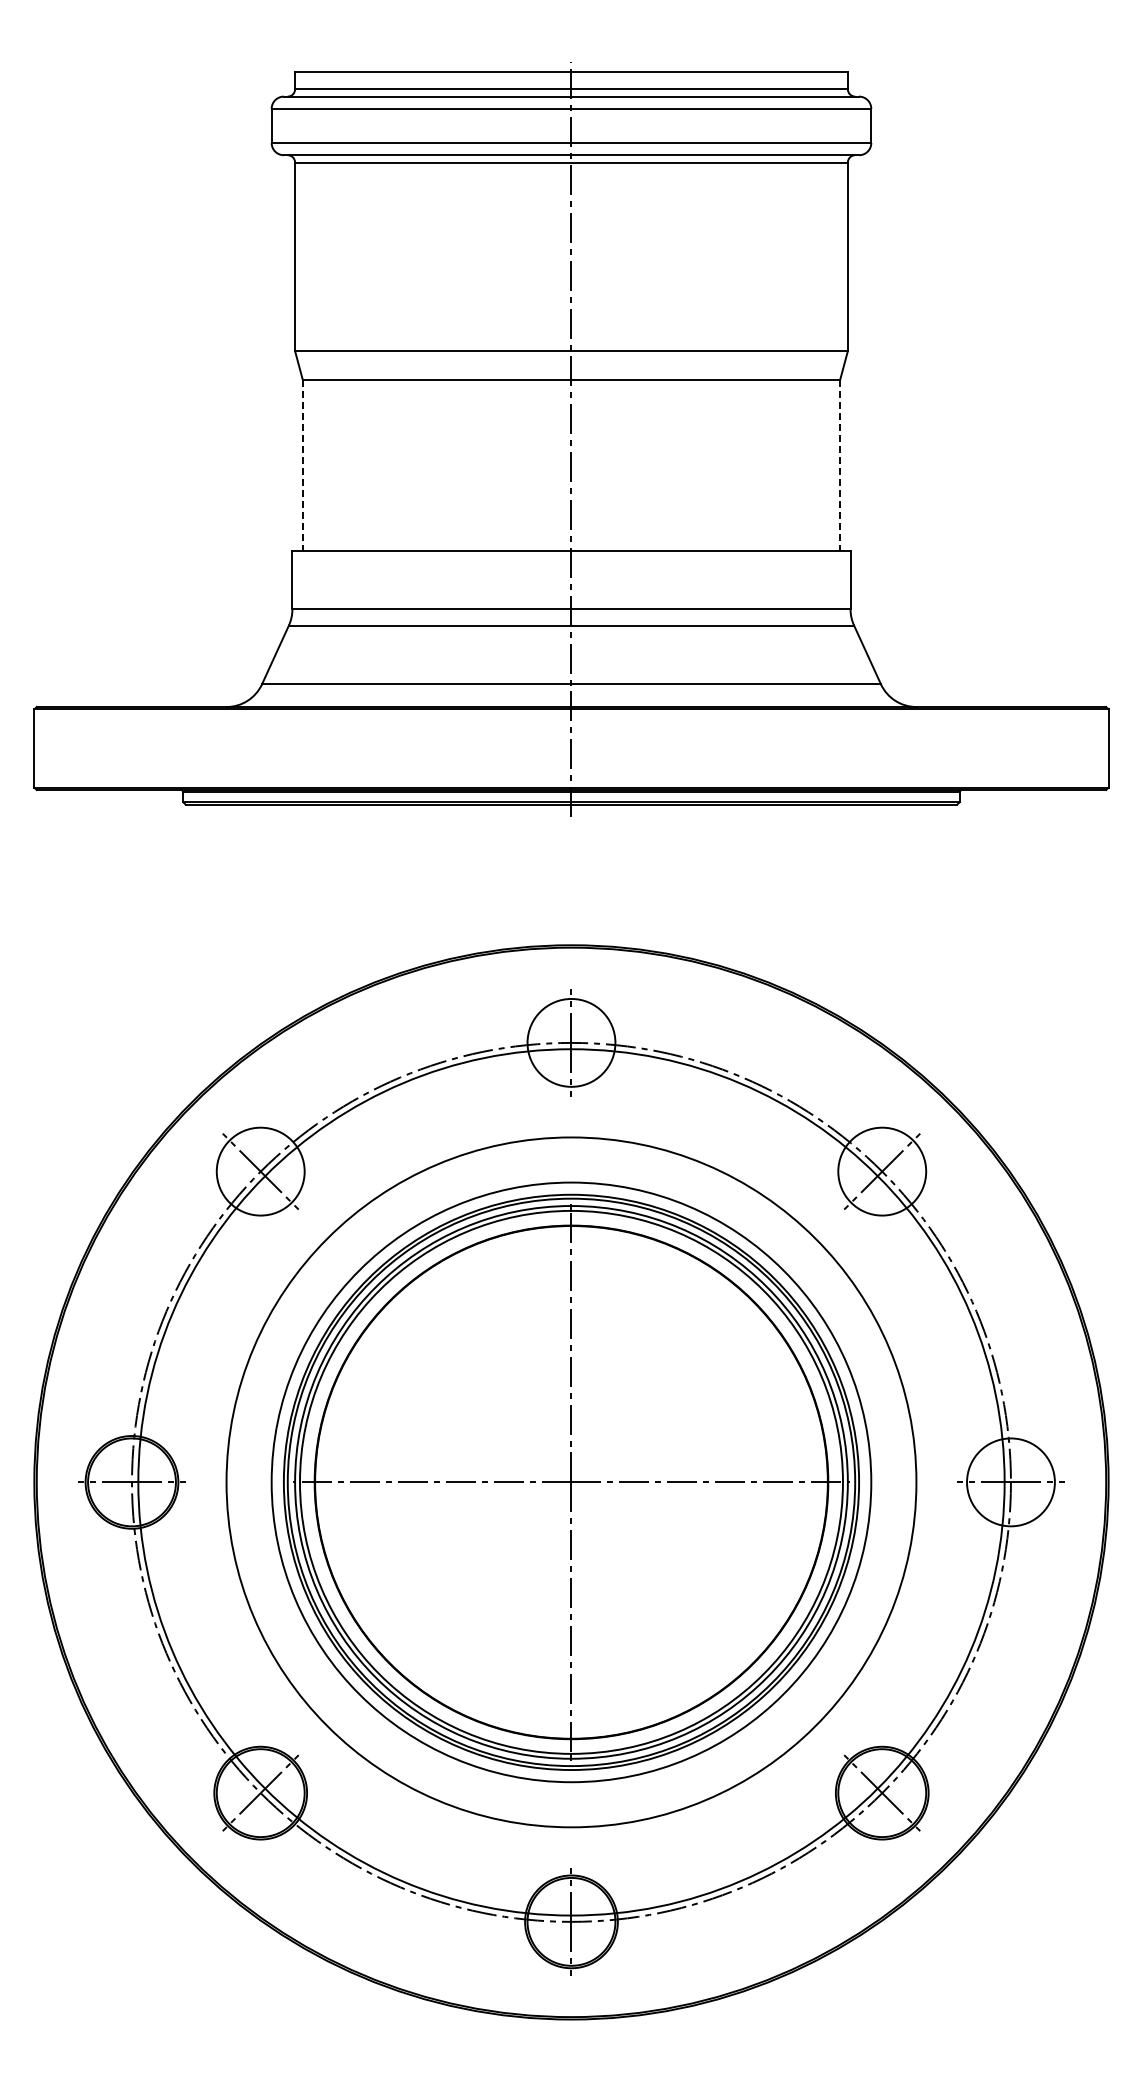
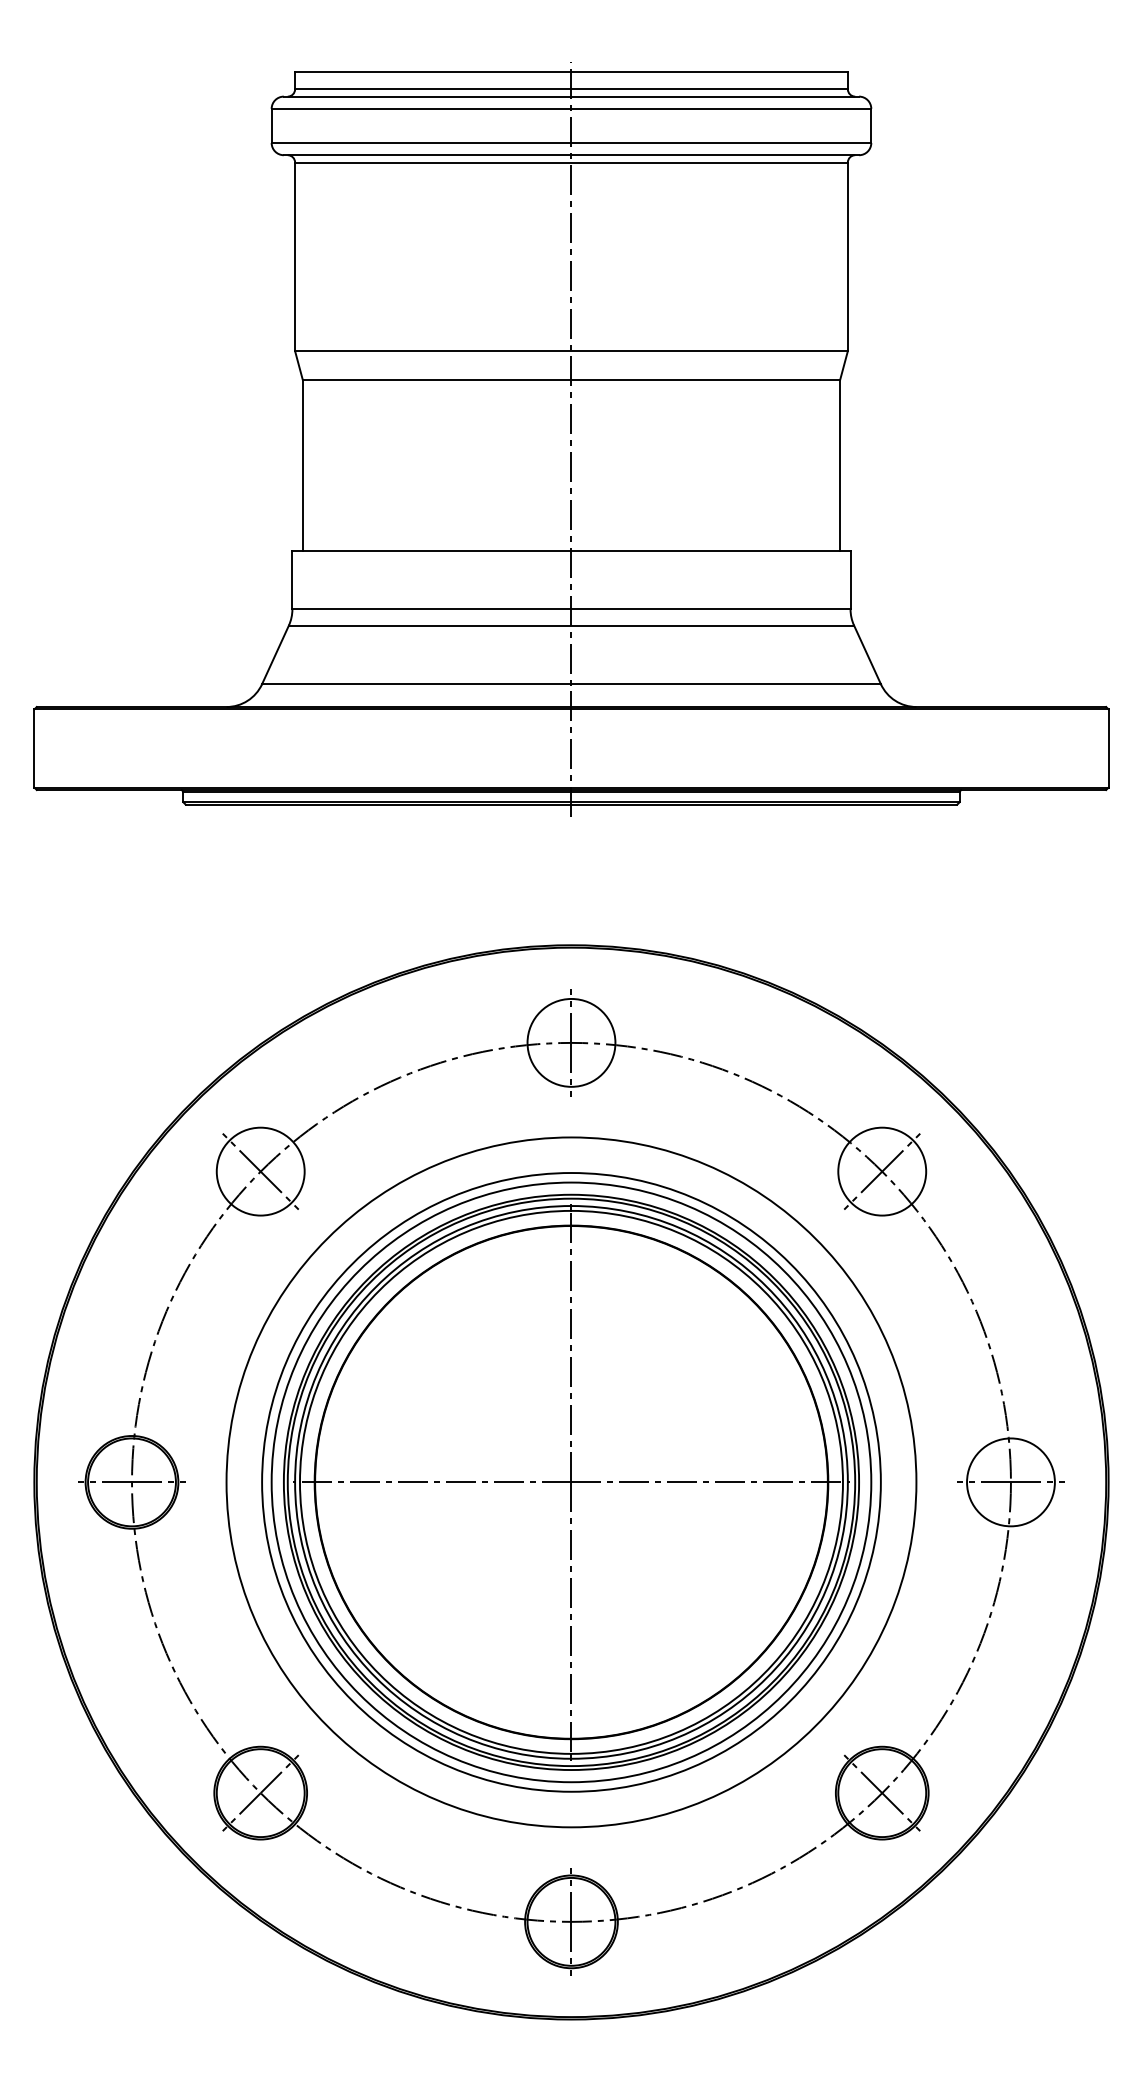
line: dashed -> solid (302, 466)
line: dashed -> solid (840, 466)
circle diameter: 866 px -> 619 px (571, 1482)
